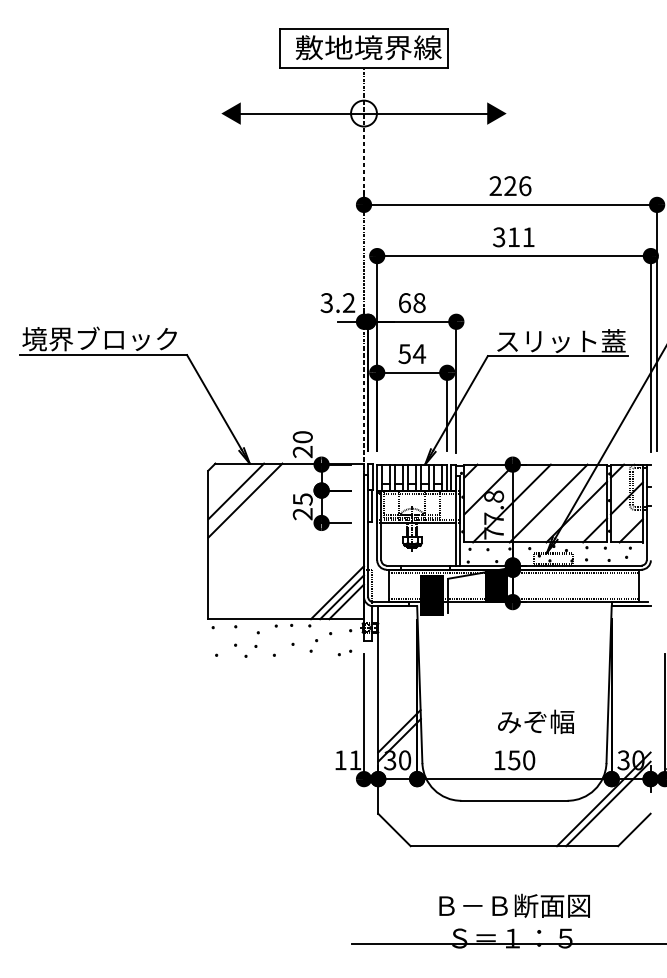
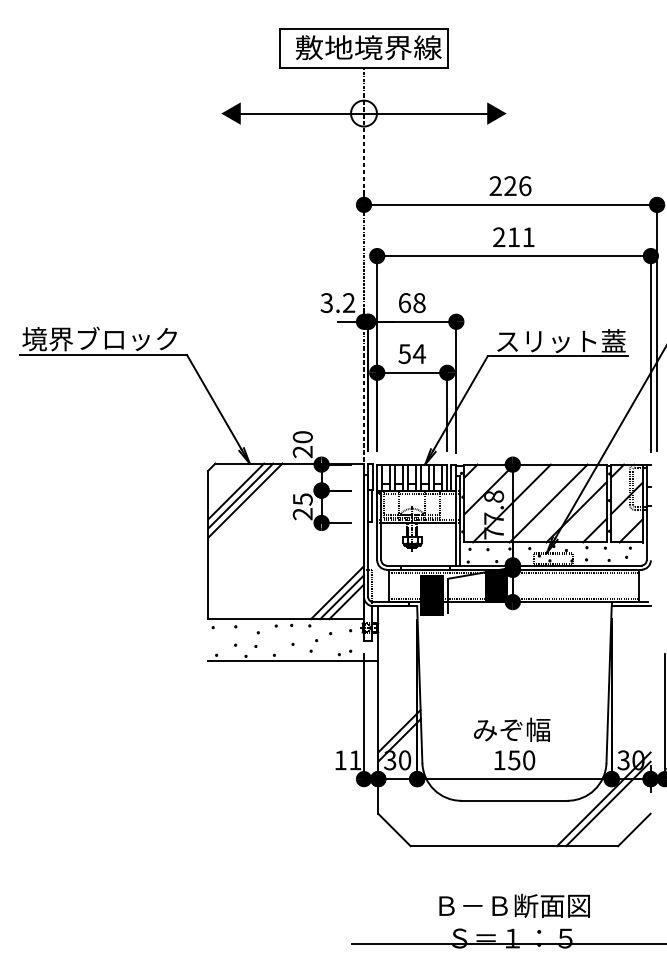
text: 311 -> 211 (499, 237)
line: none -> present (240, 495)
line: none -> present (293, 661)
text position: (536, 721) -> (512, 729) (512, 729)
